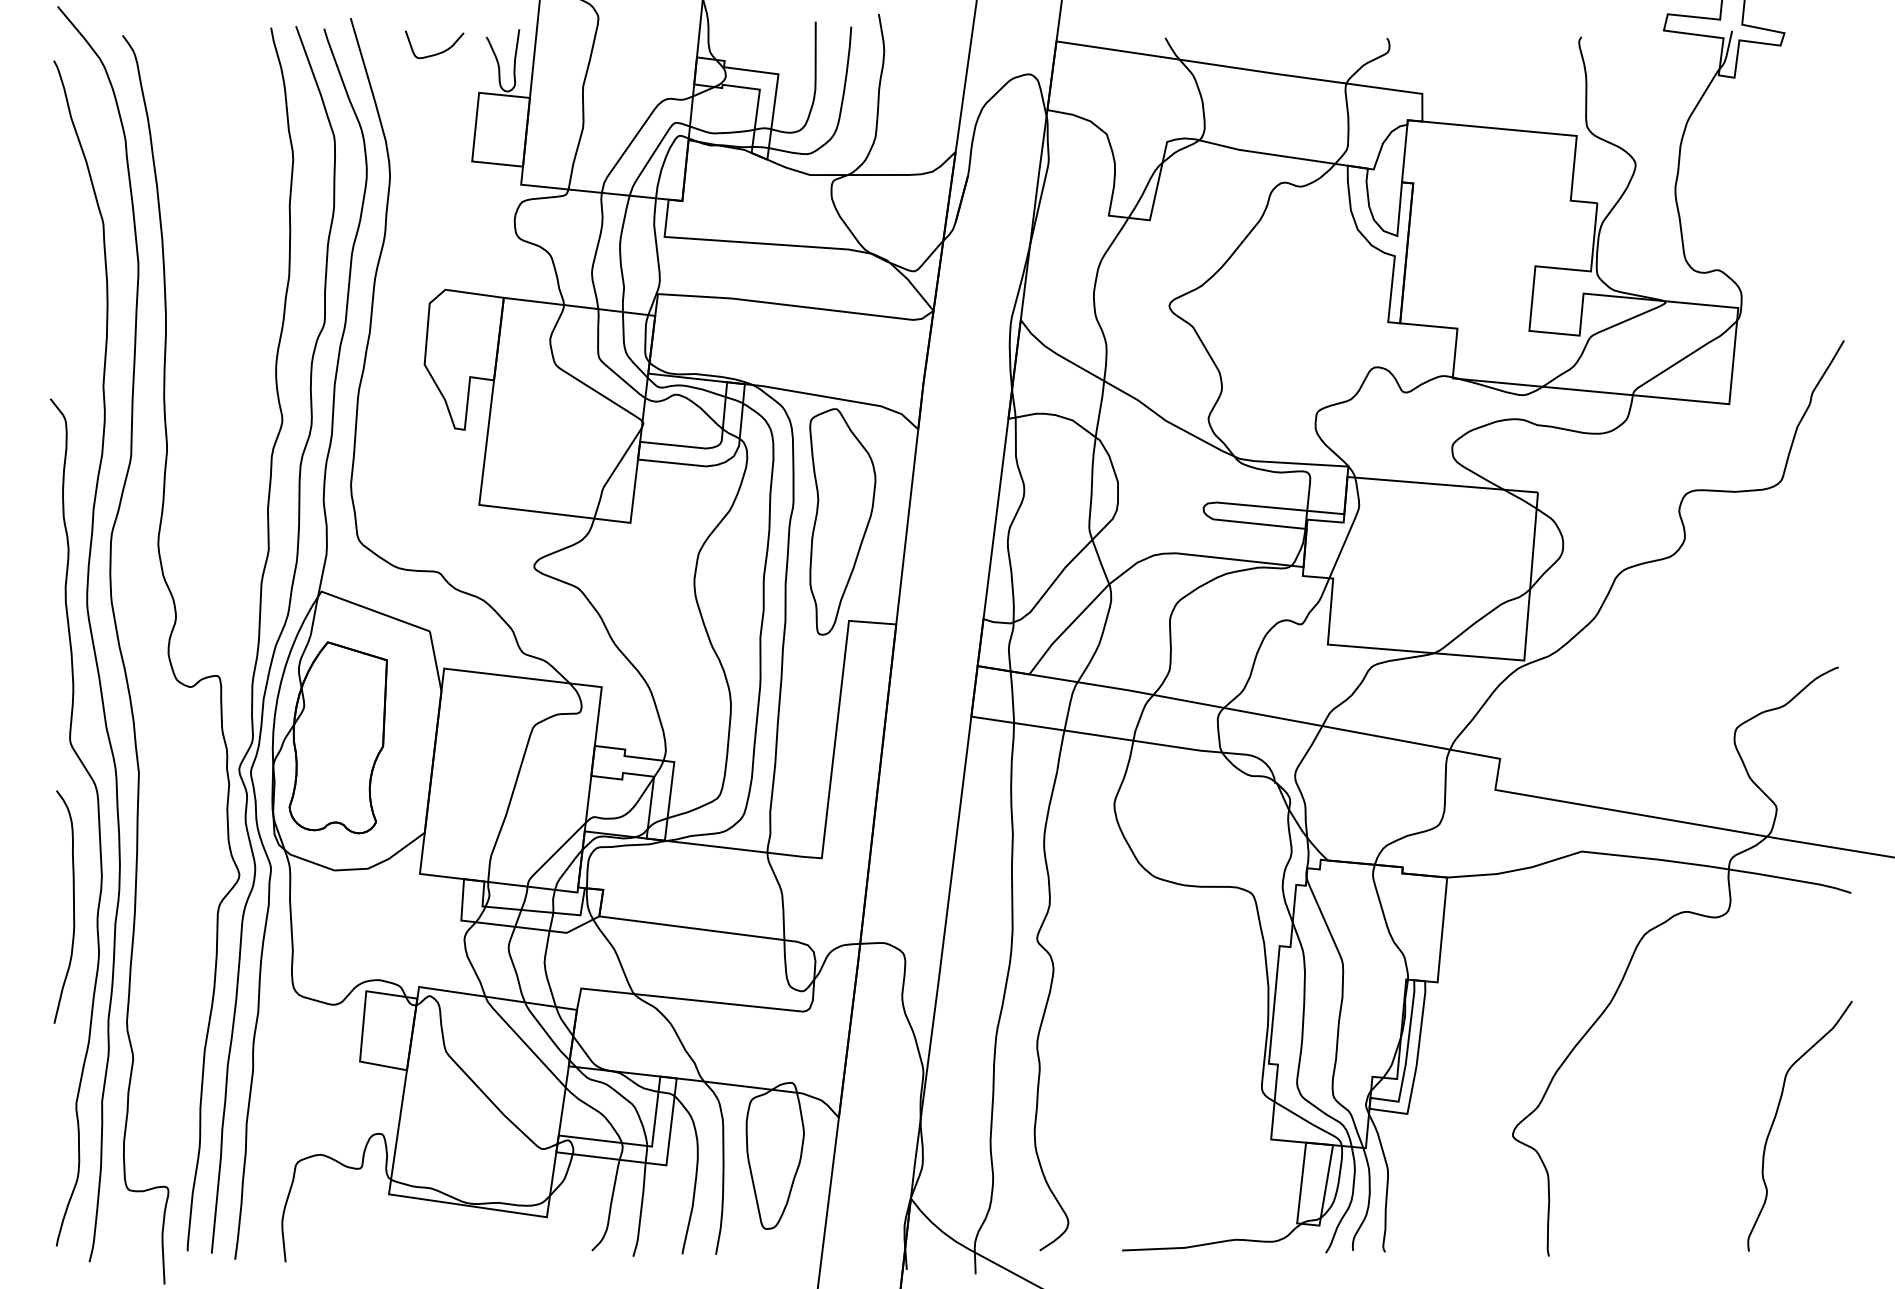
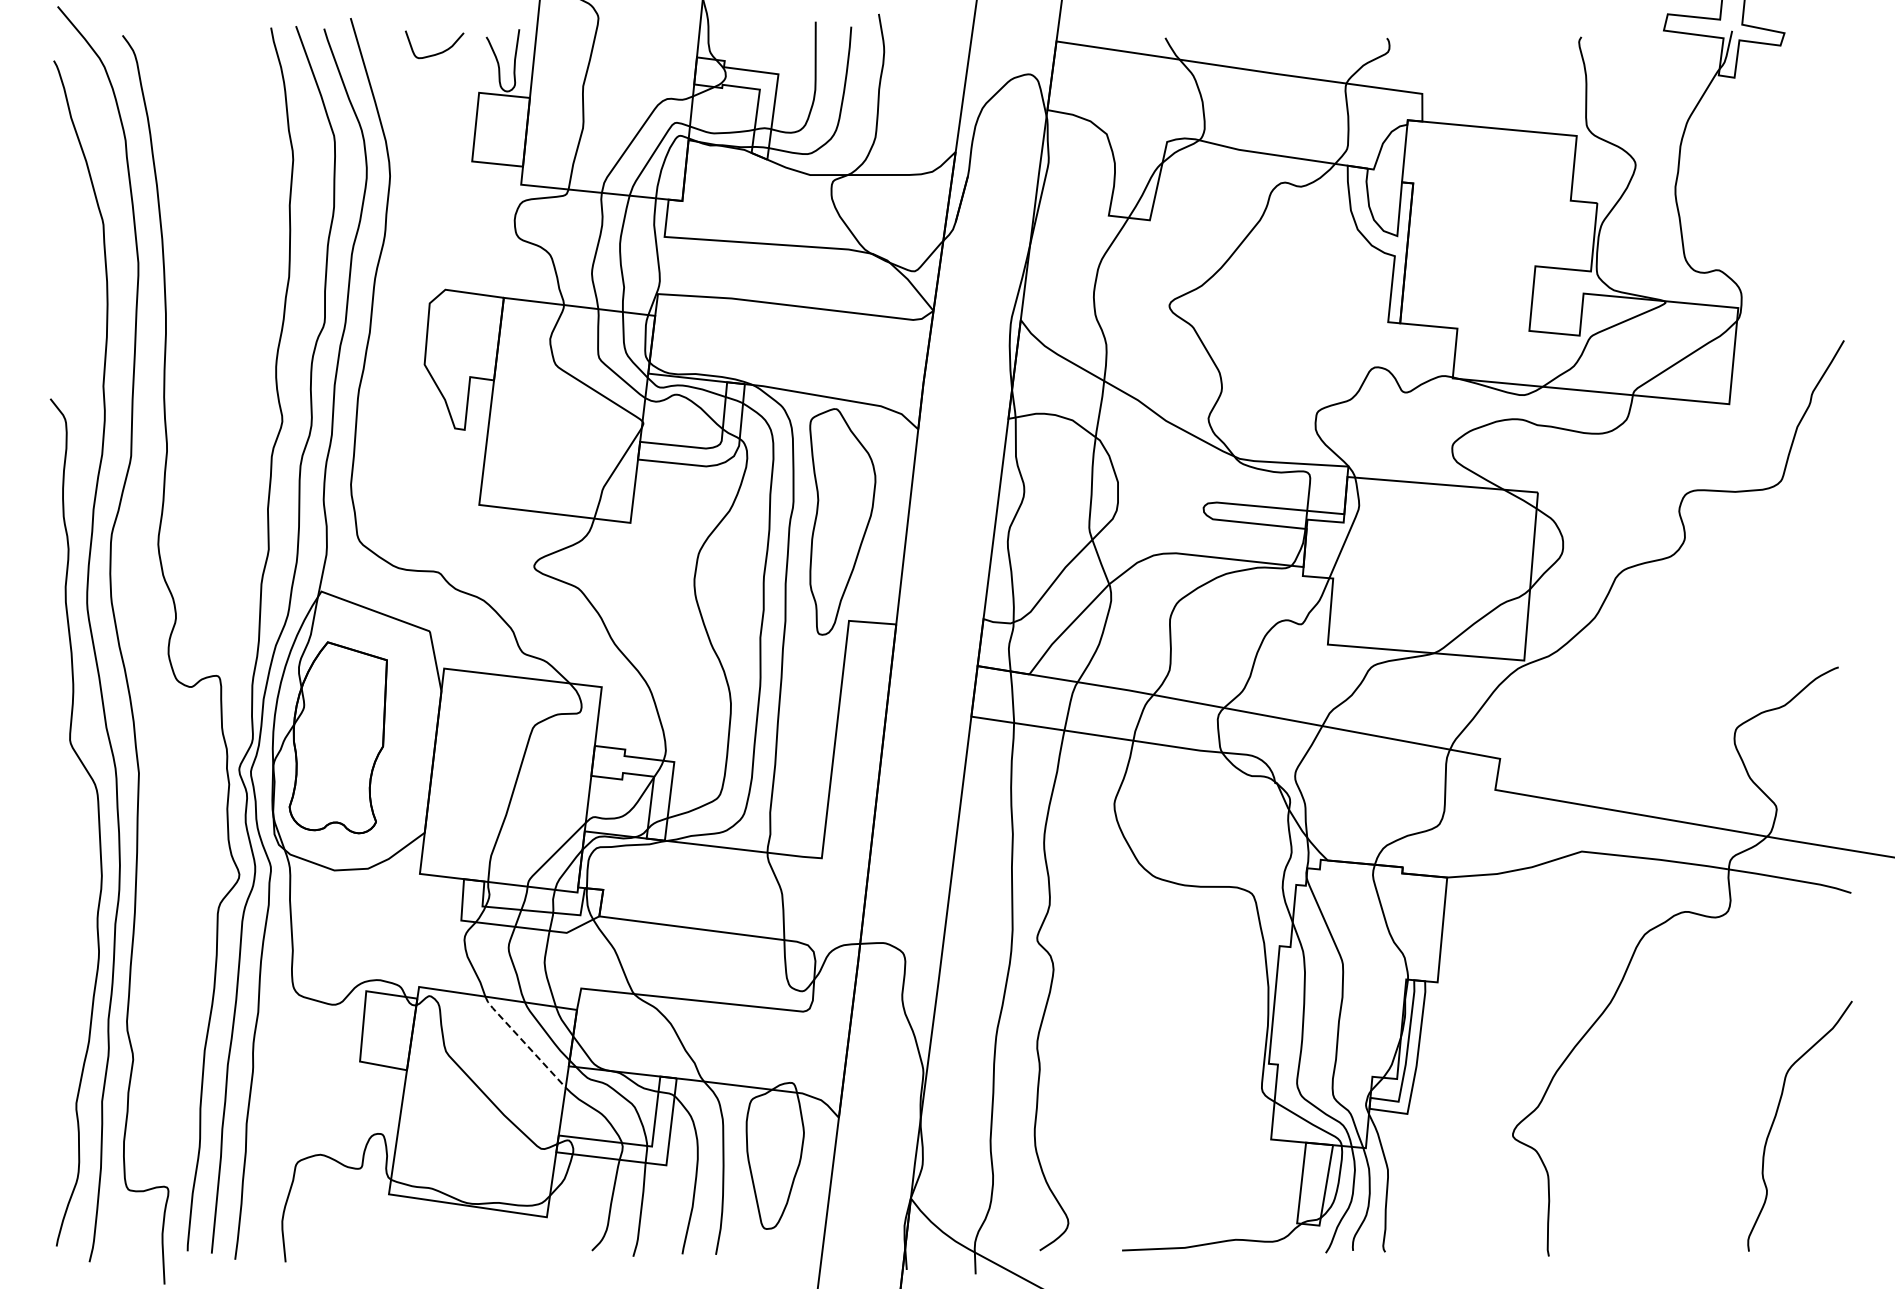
curve: present -> none (73, 906)
line: solid -> dashed (523, 1042)
